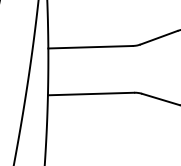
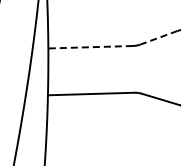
line: solid -> dashed (159, 37)
line: solid -> dashed (90, 47)
